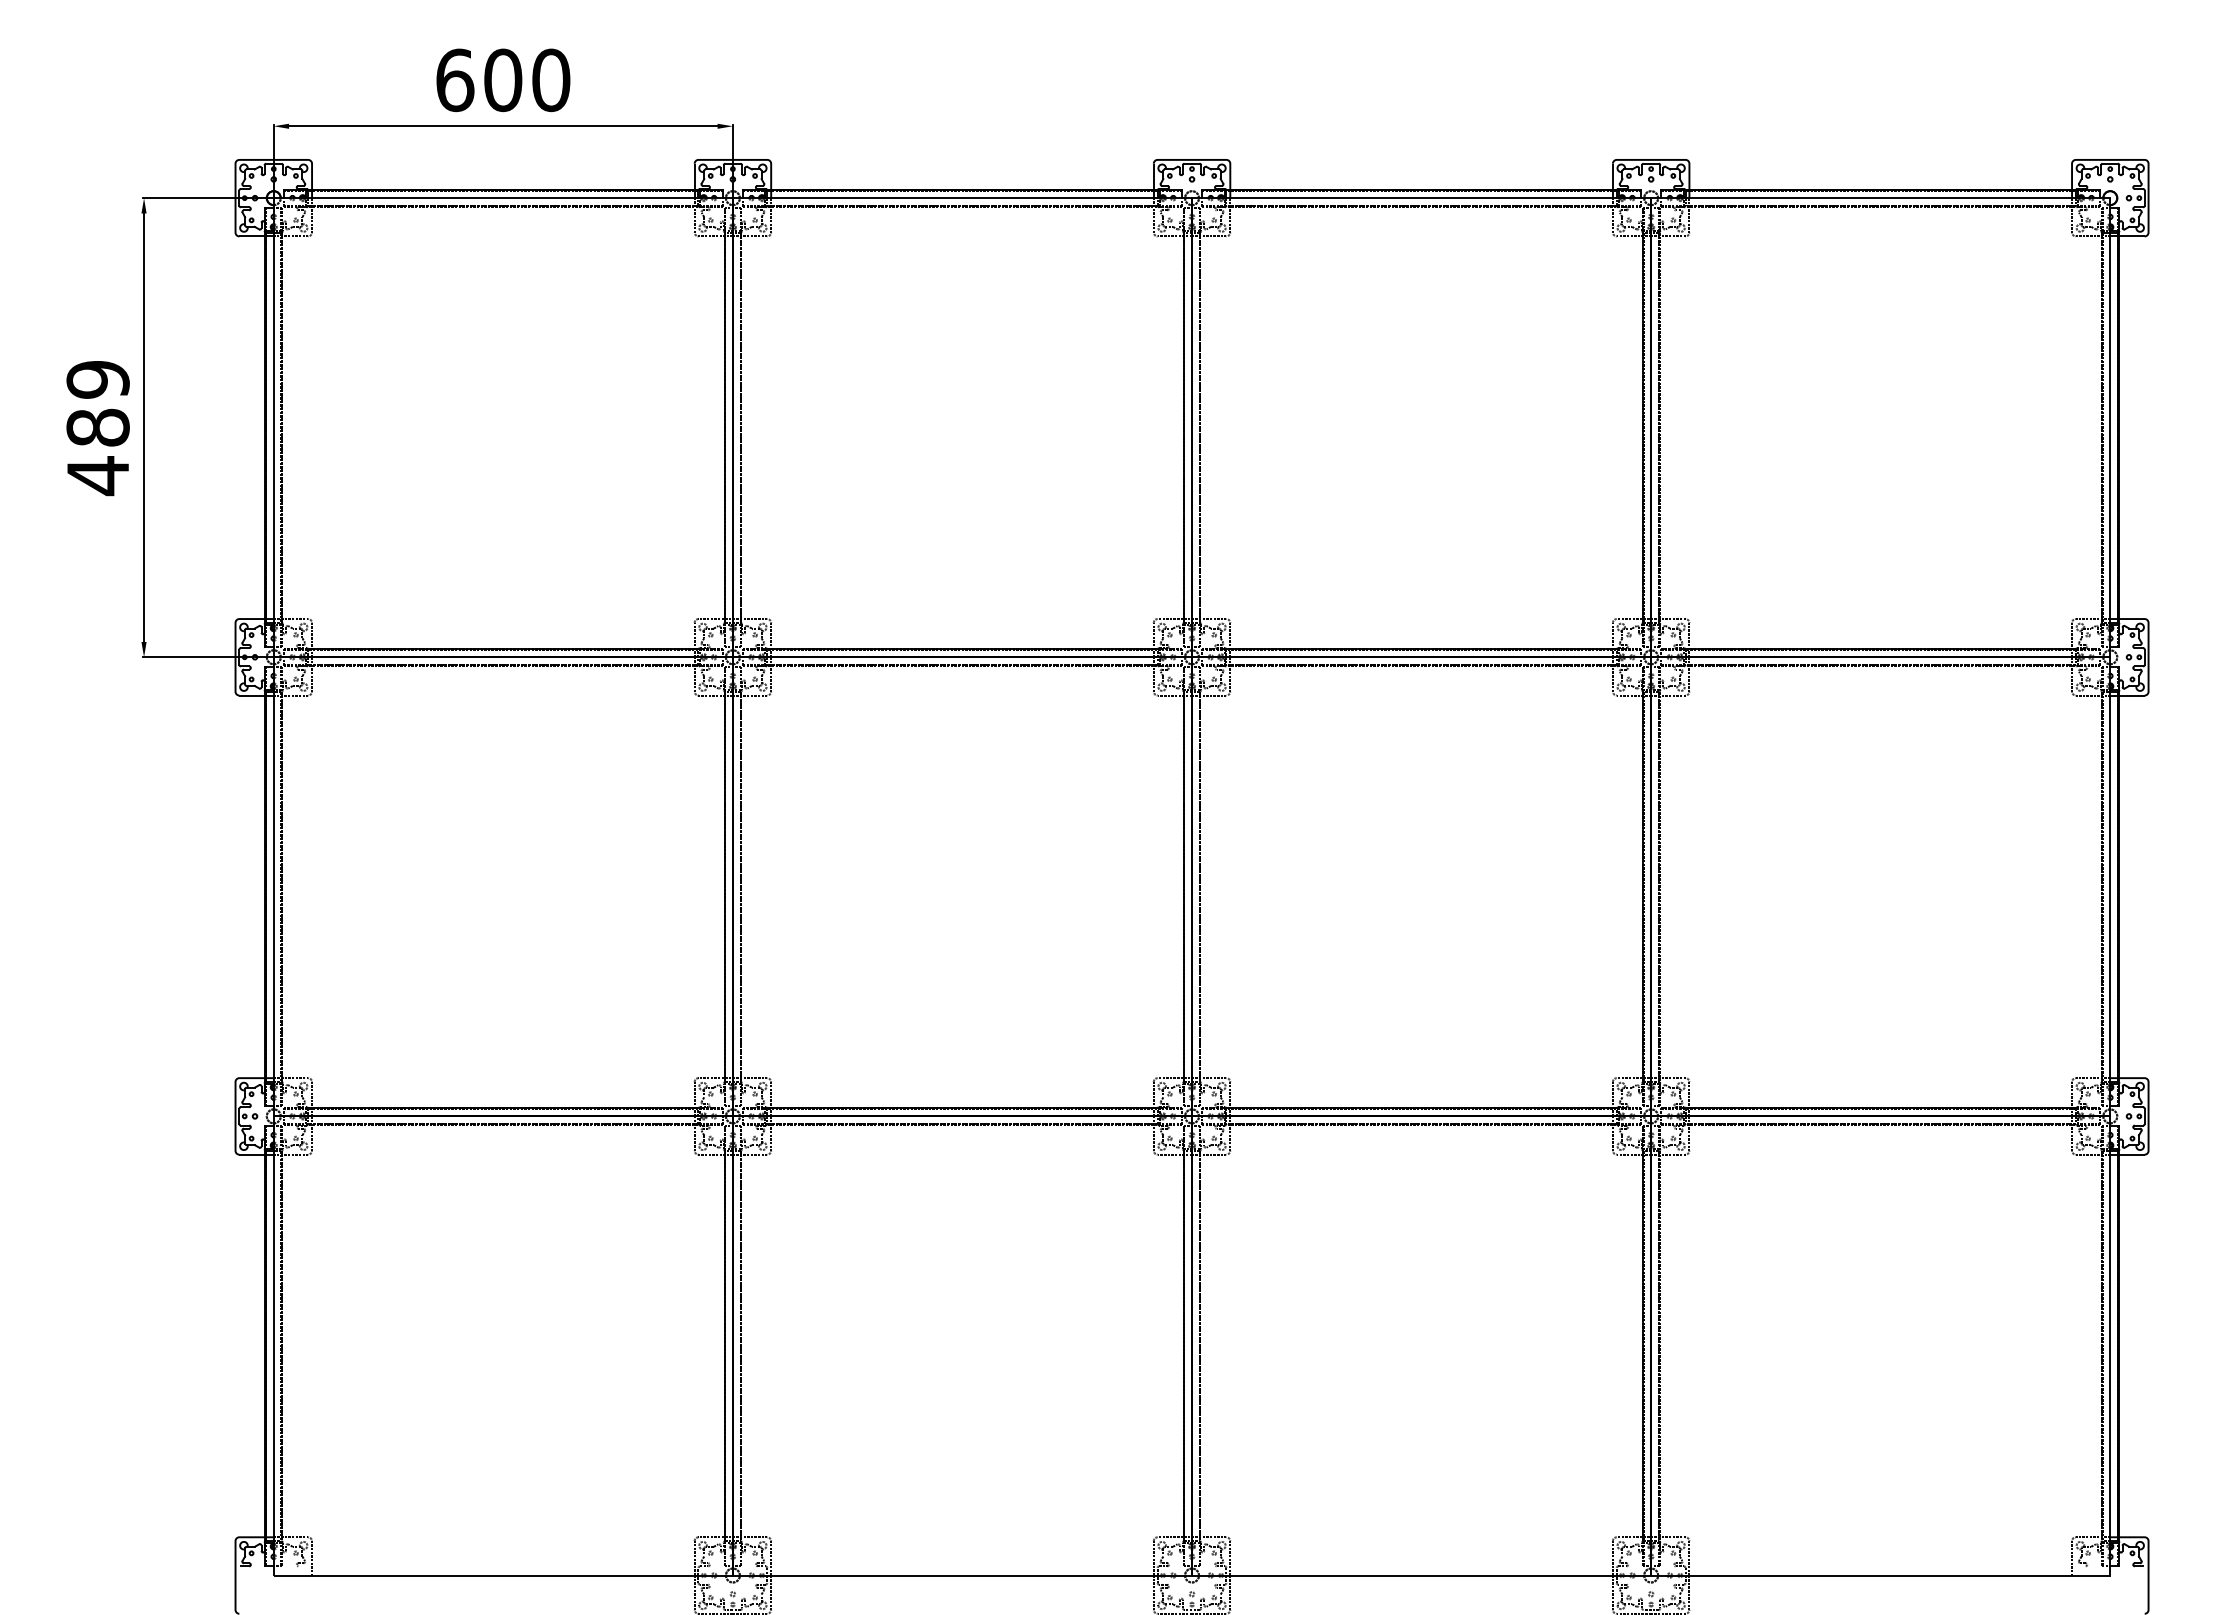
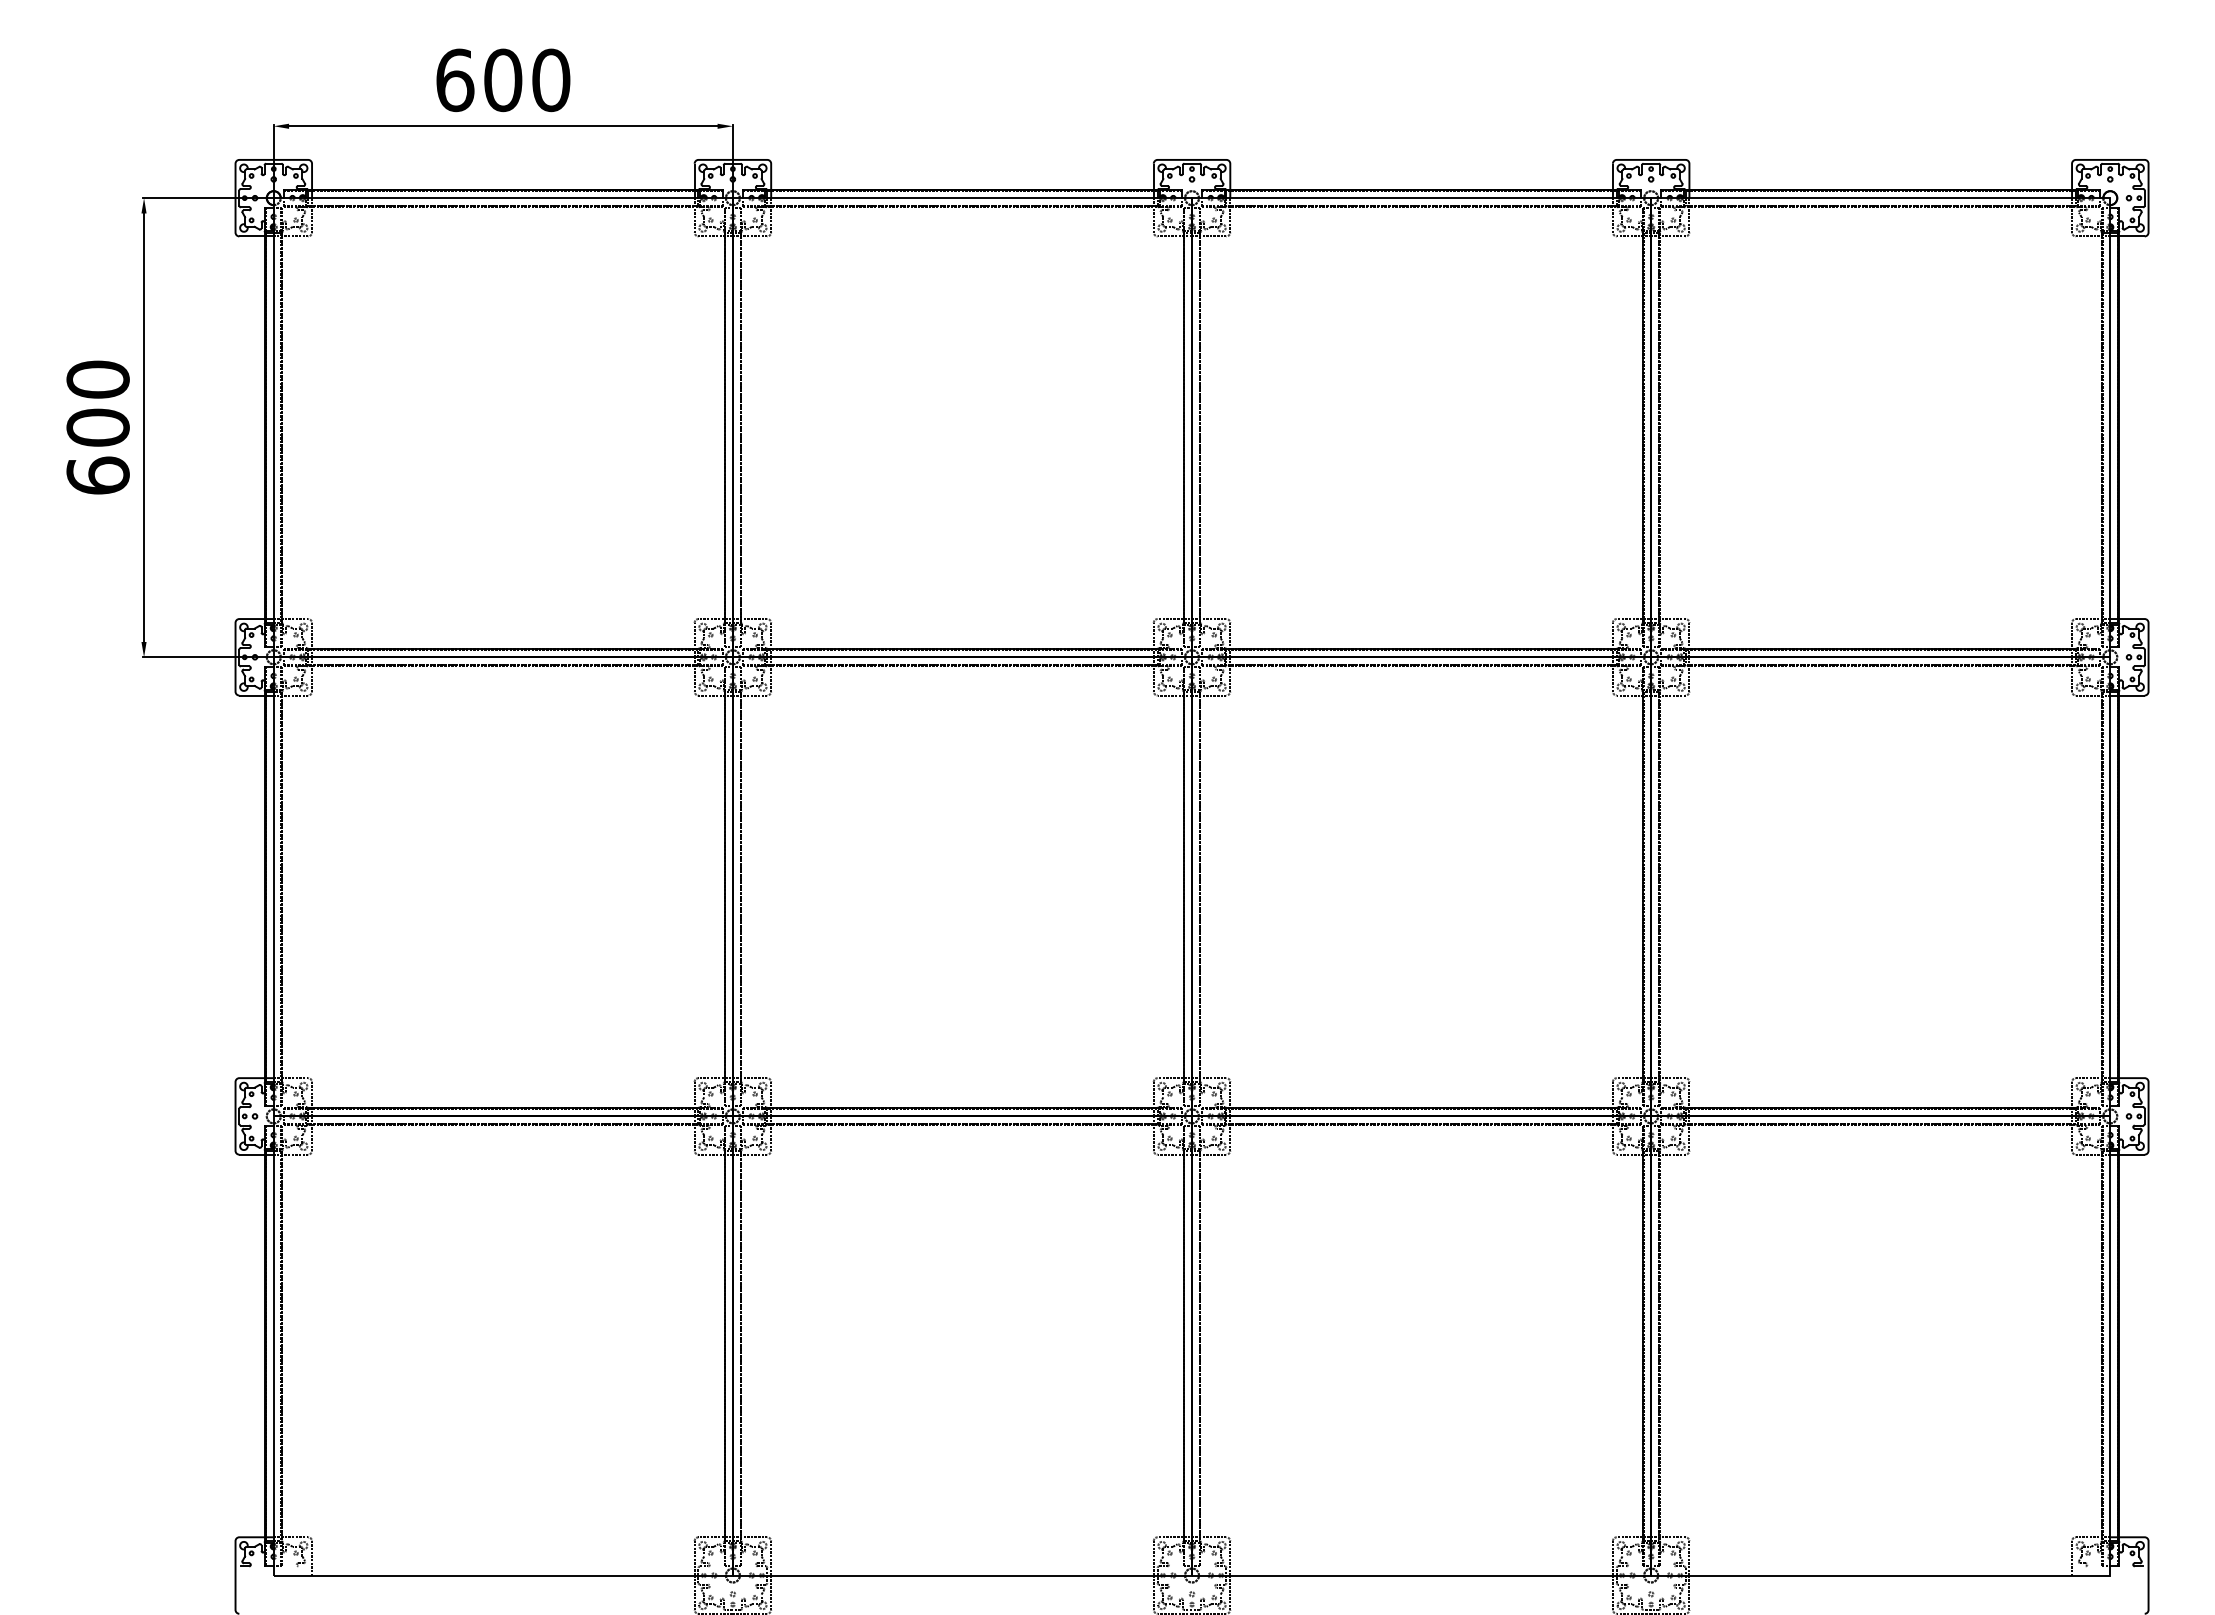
text: 489 -> 600 (97, 428)
